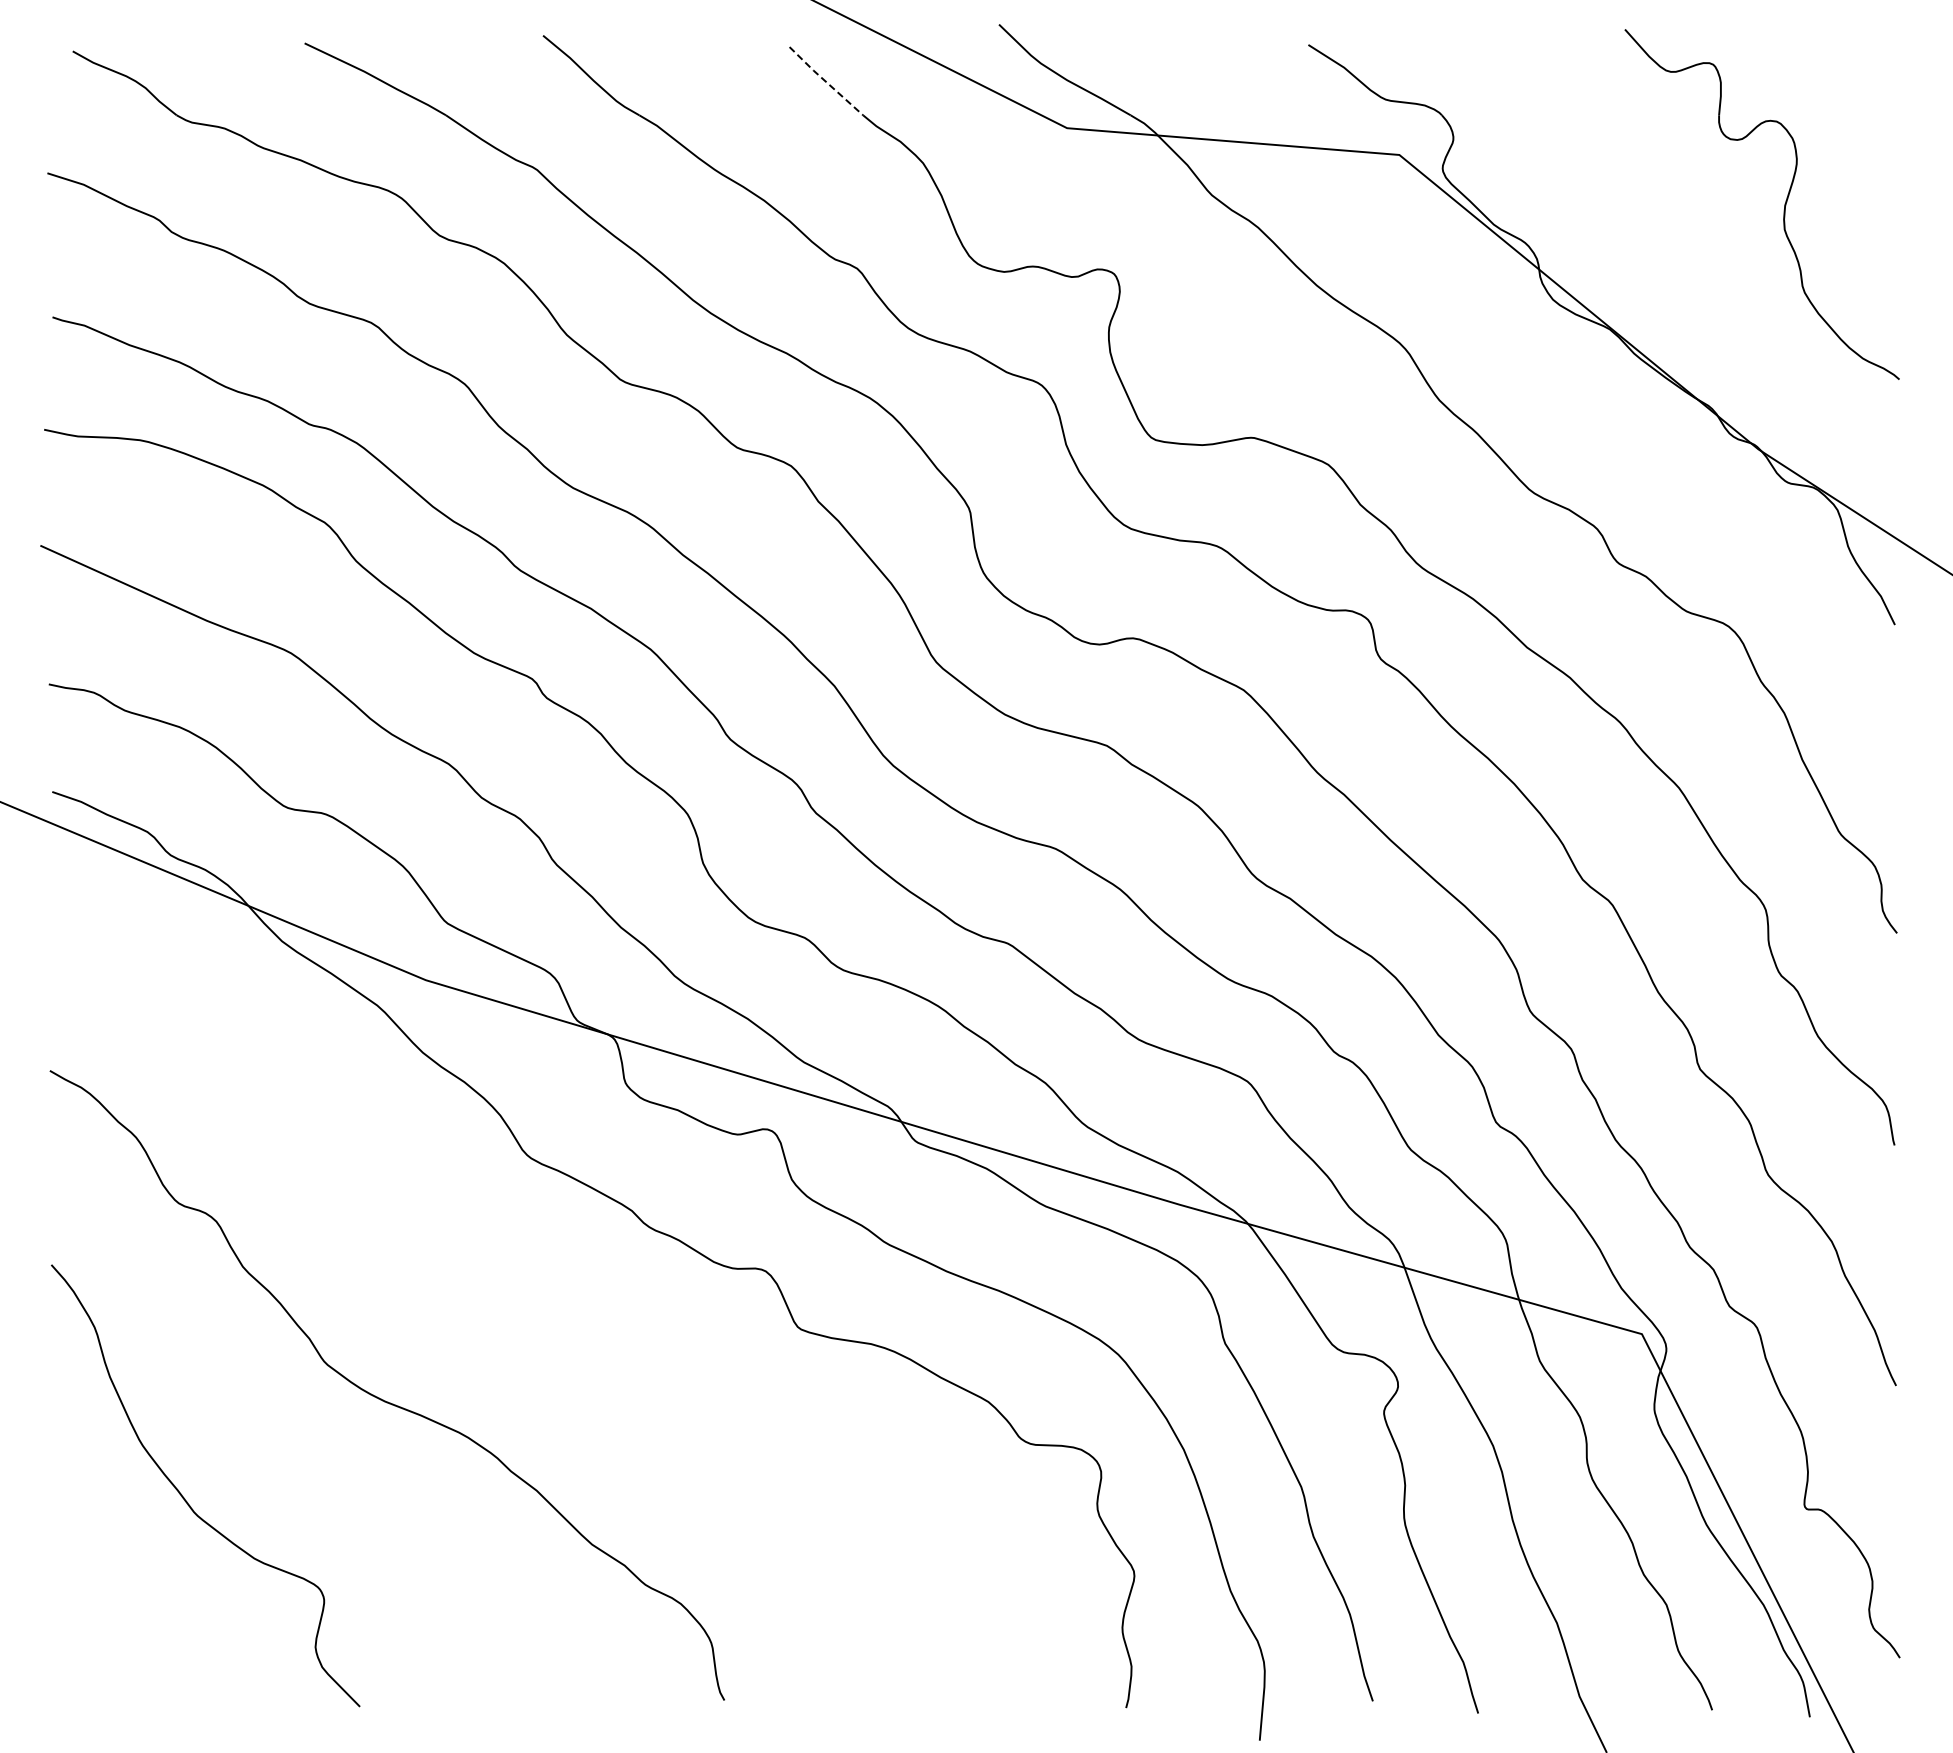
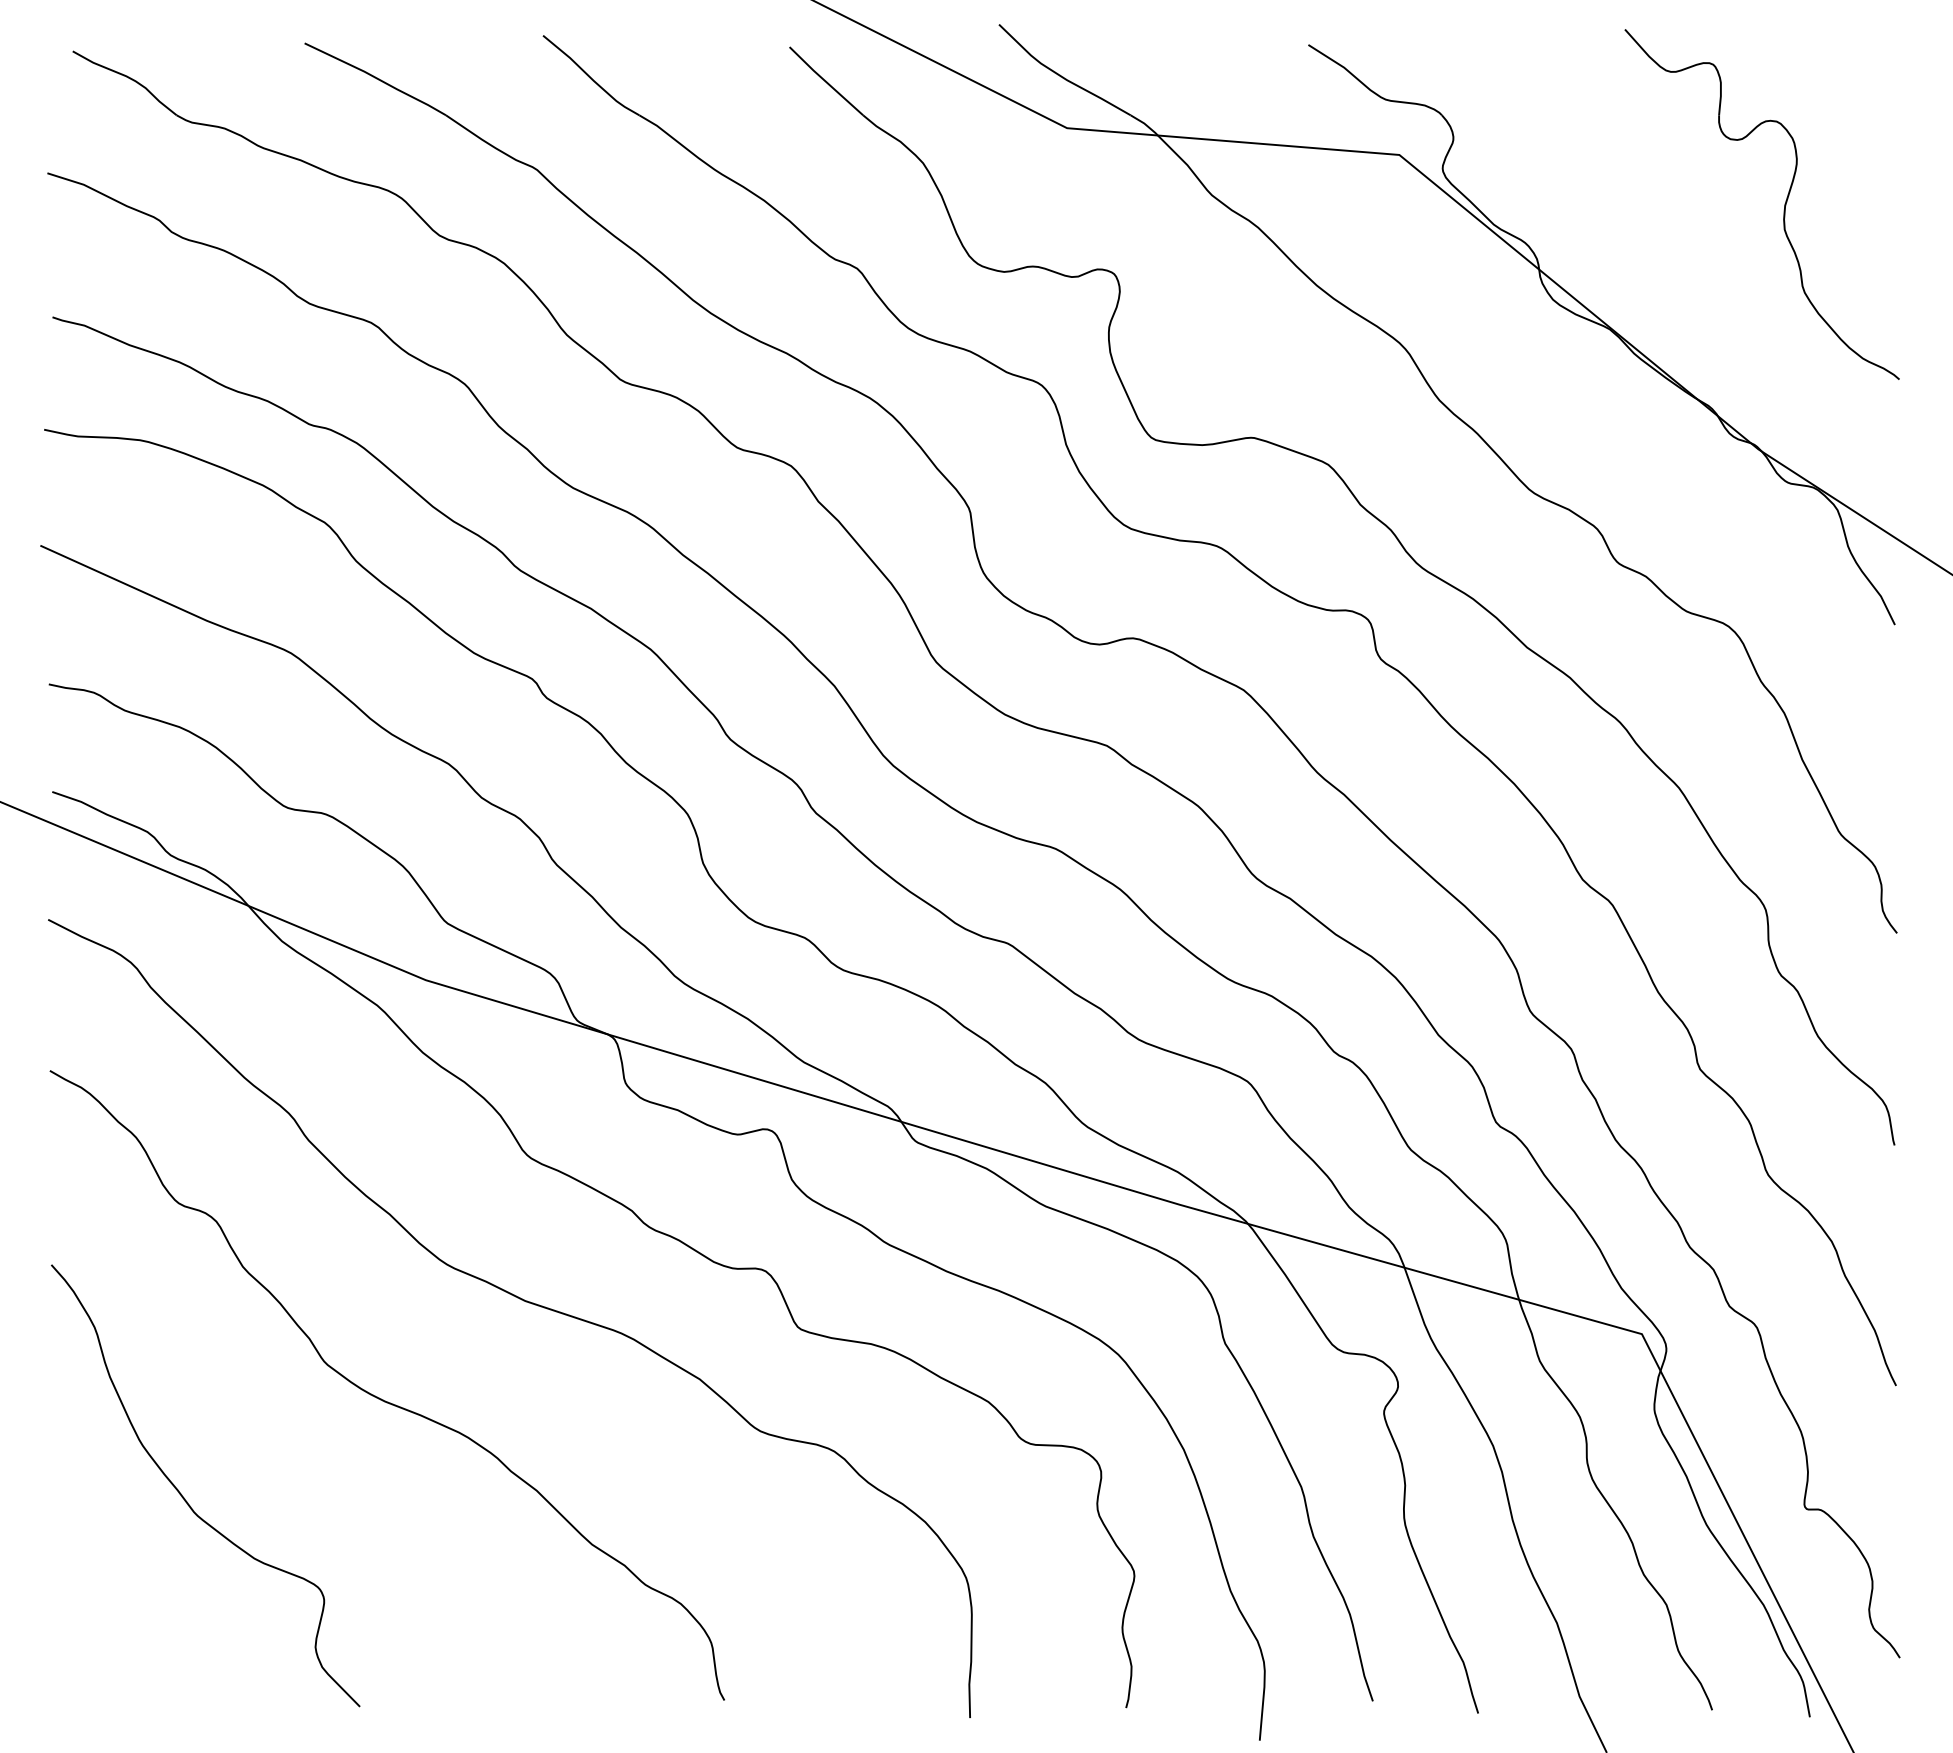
line: dashed -> solid (825, 81)
curve: none -> present (519, 1299)
